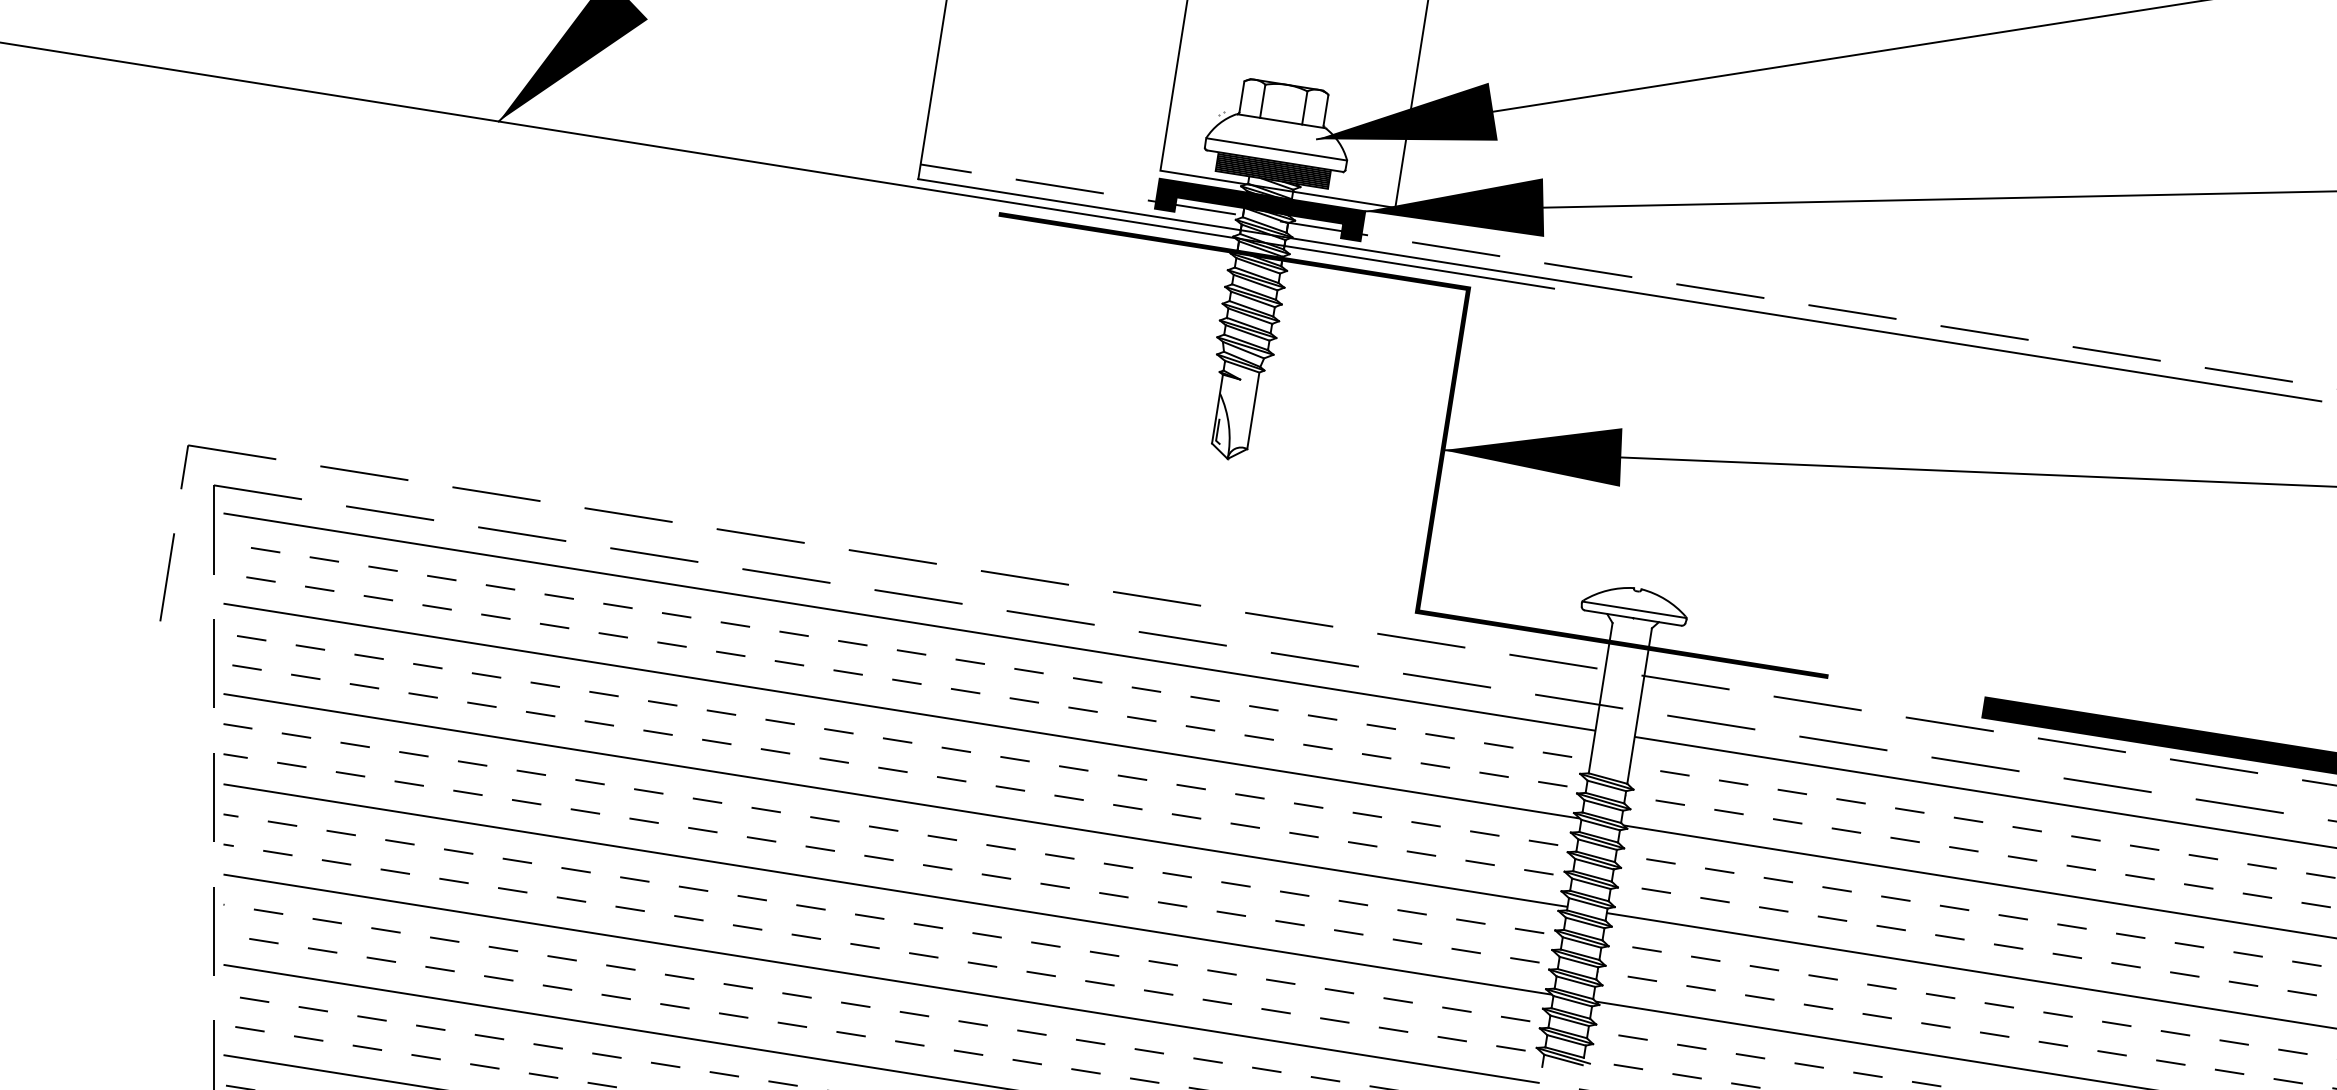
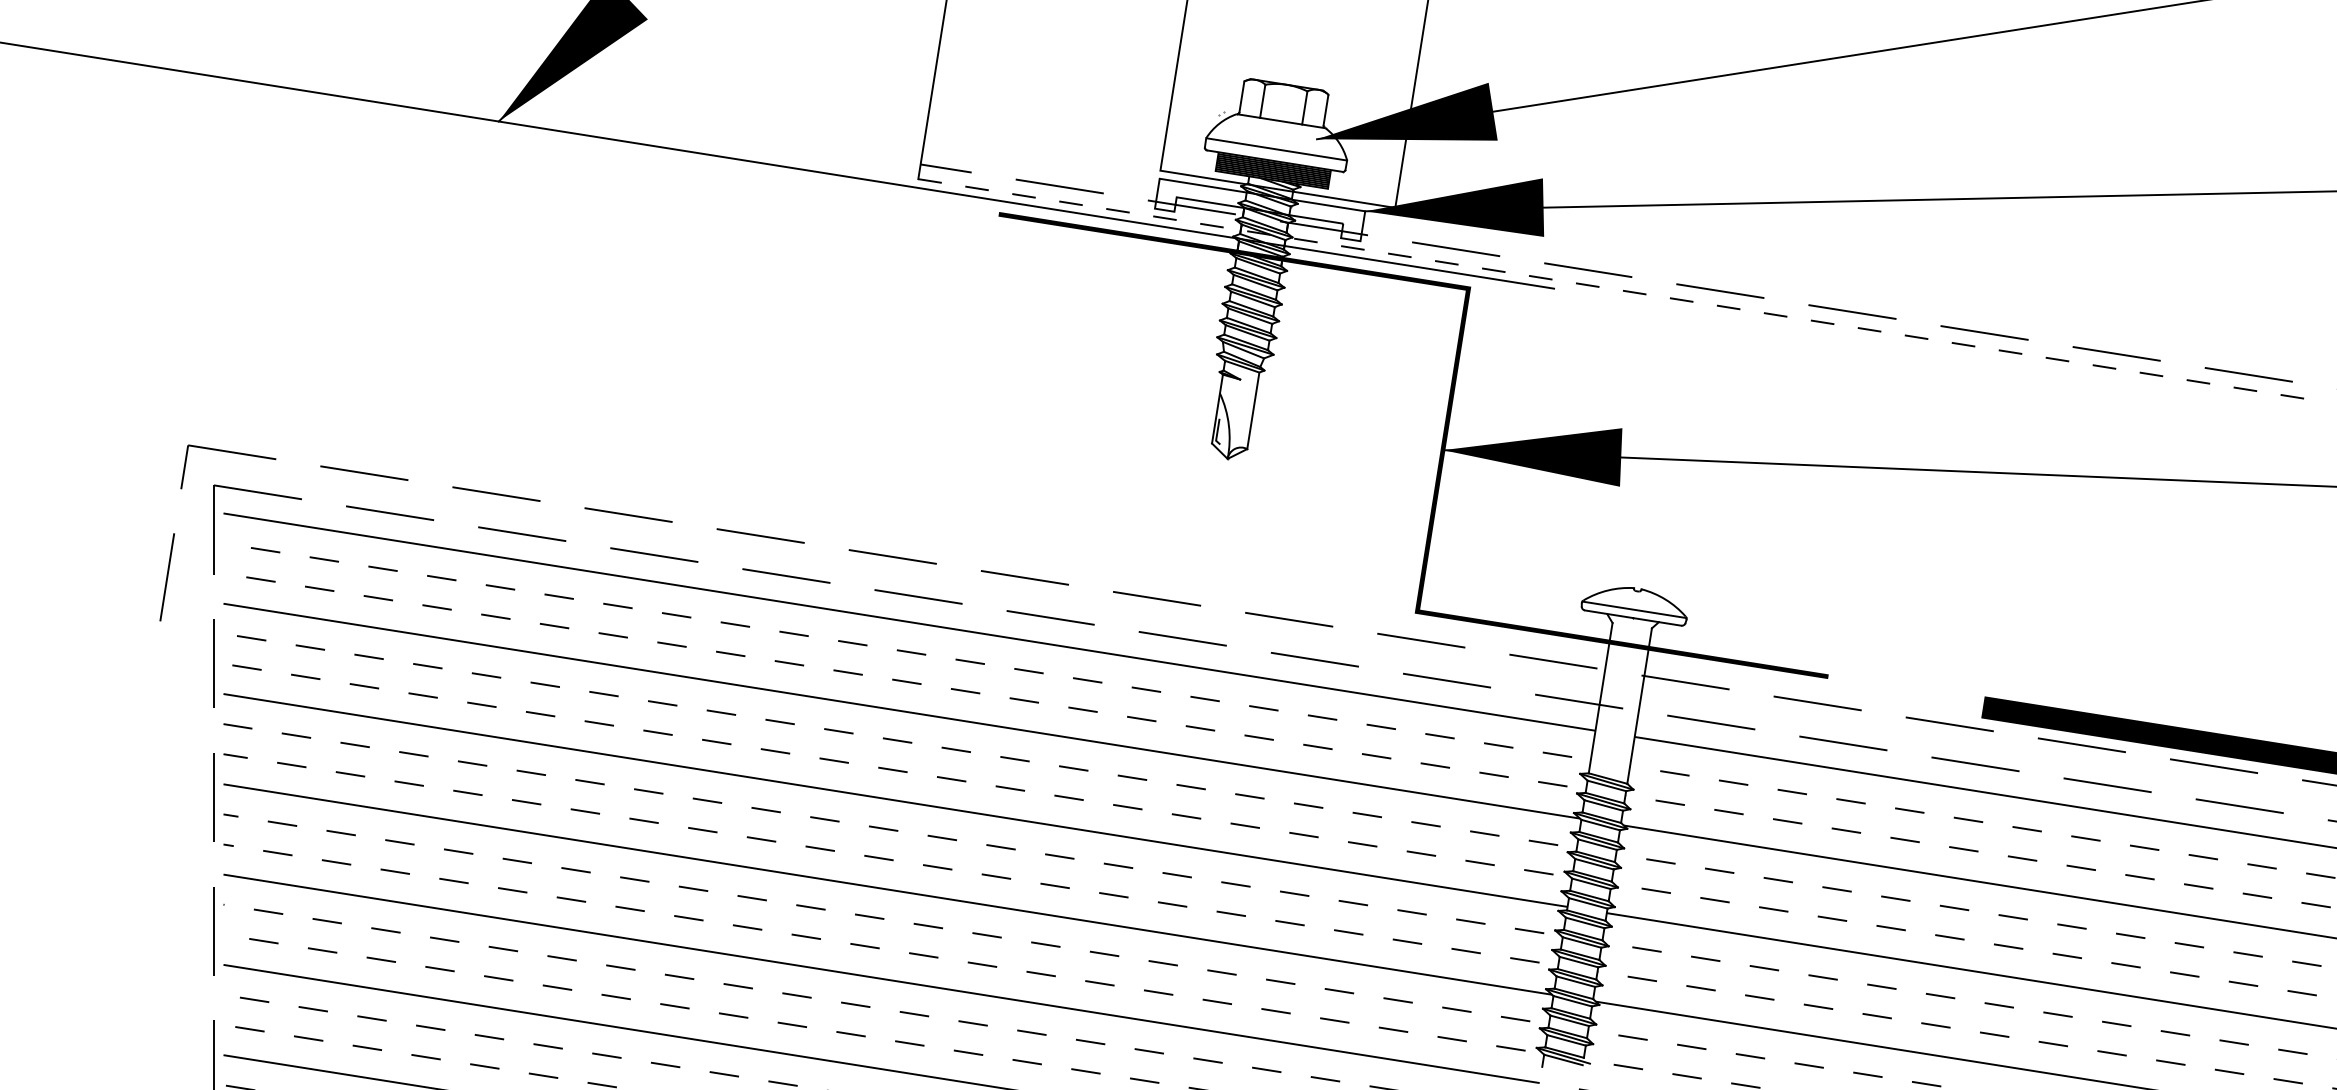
fill: present -> none (1259, 209)
line: solid -> dashed (1620, 290)
